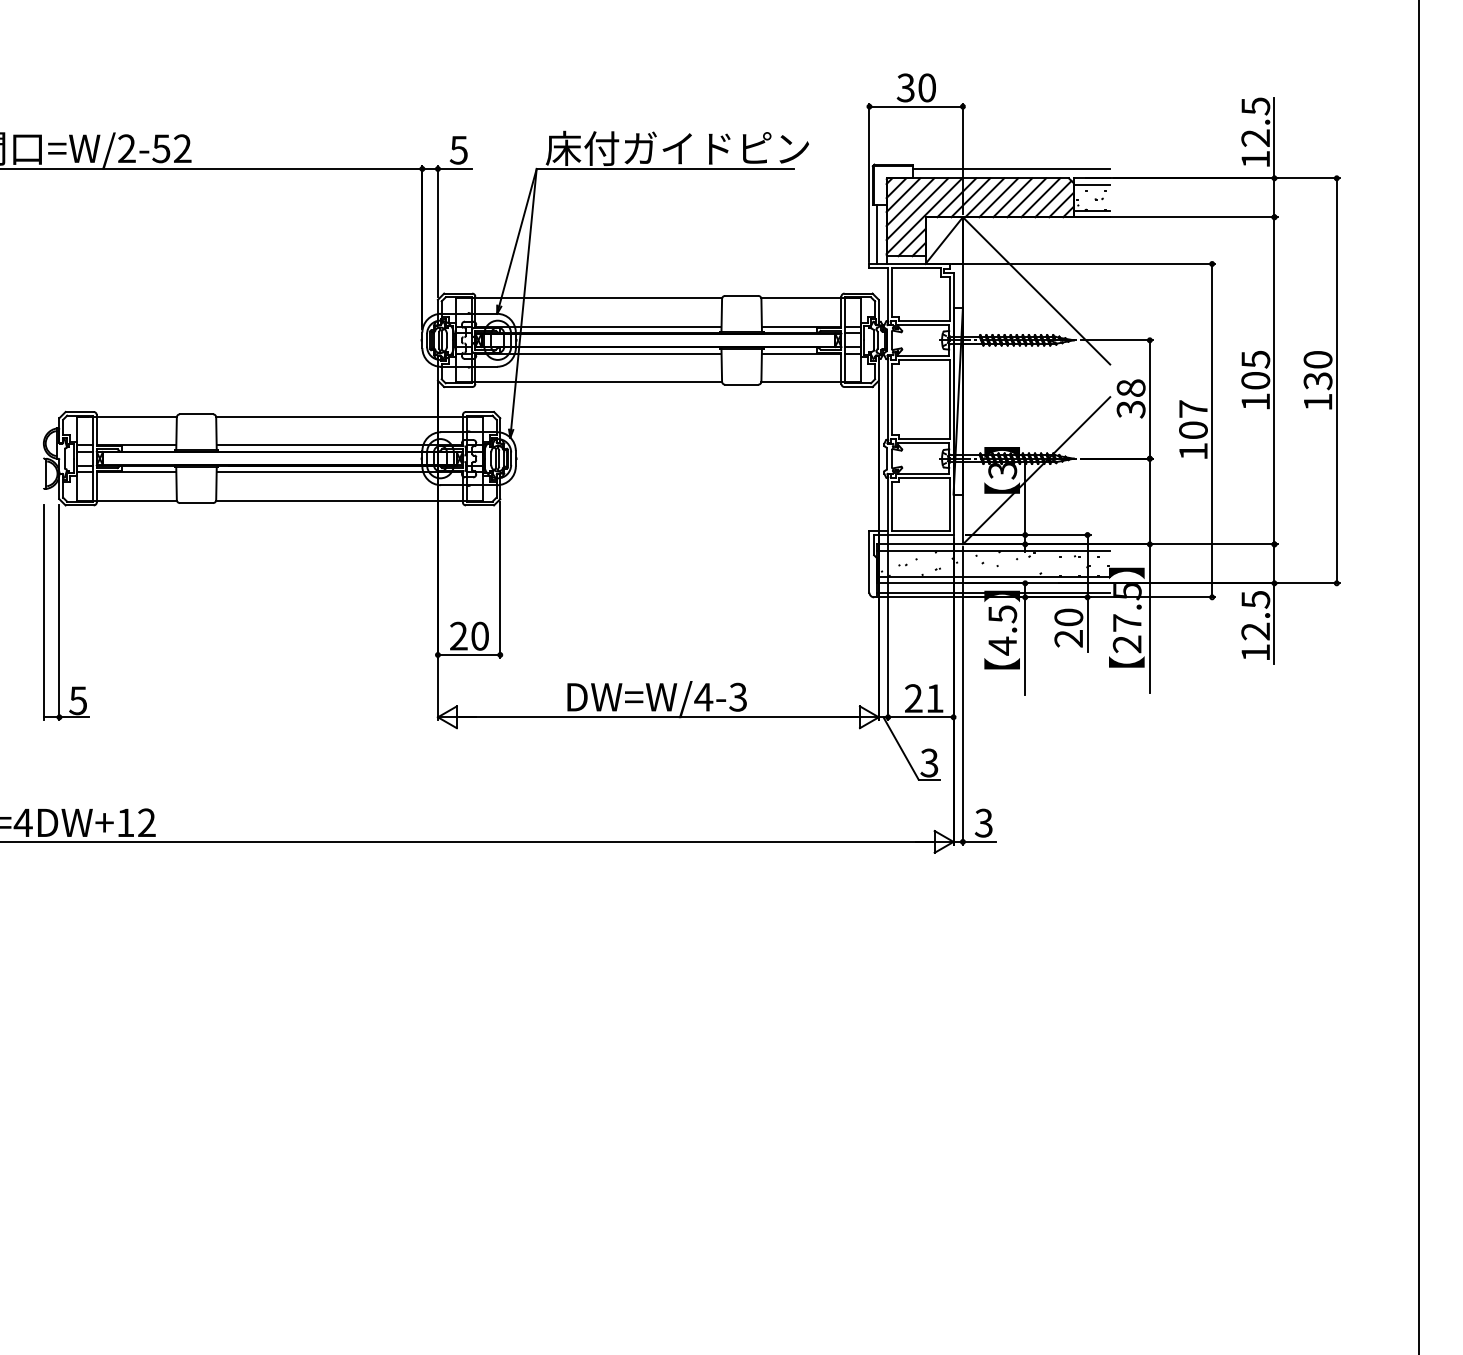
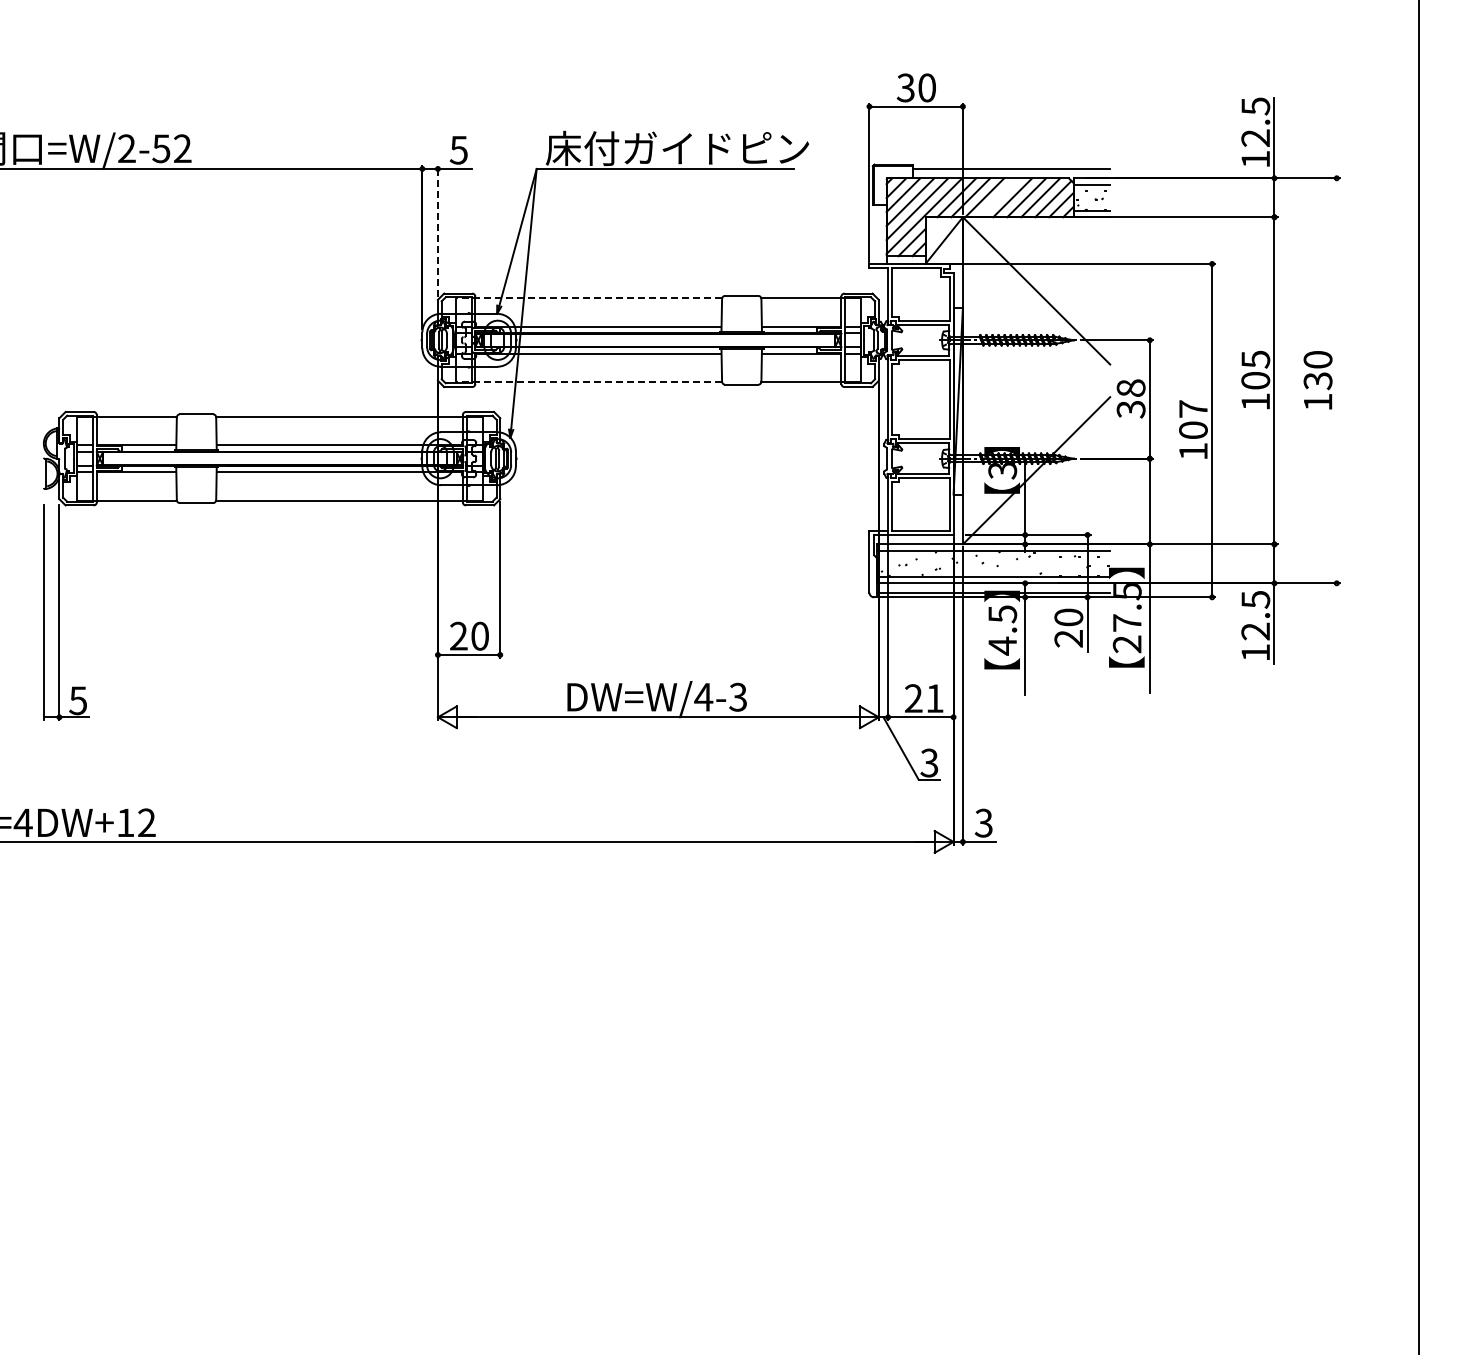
line: present -> none (998, 197)
line: solid -> dashed (437, 231)
line: present -> none (877, 234)
line: solid -> dashed (588, 298)
line: present -> none (1336, 380)
line: solid -> dashed (588, 382)
